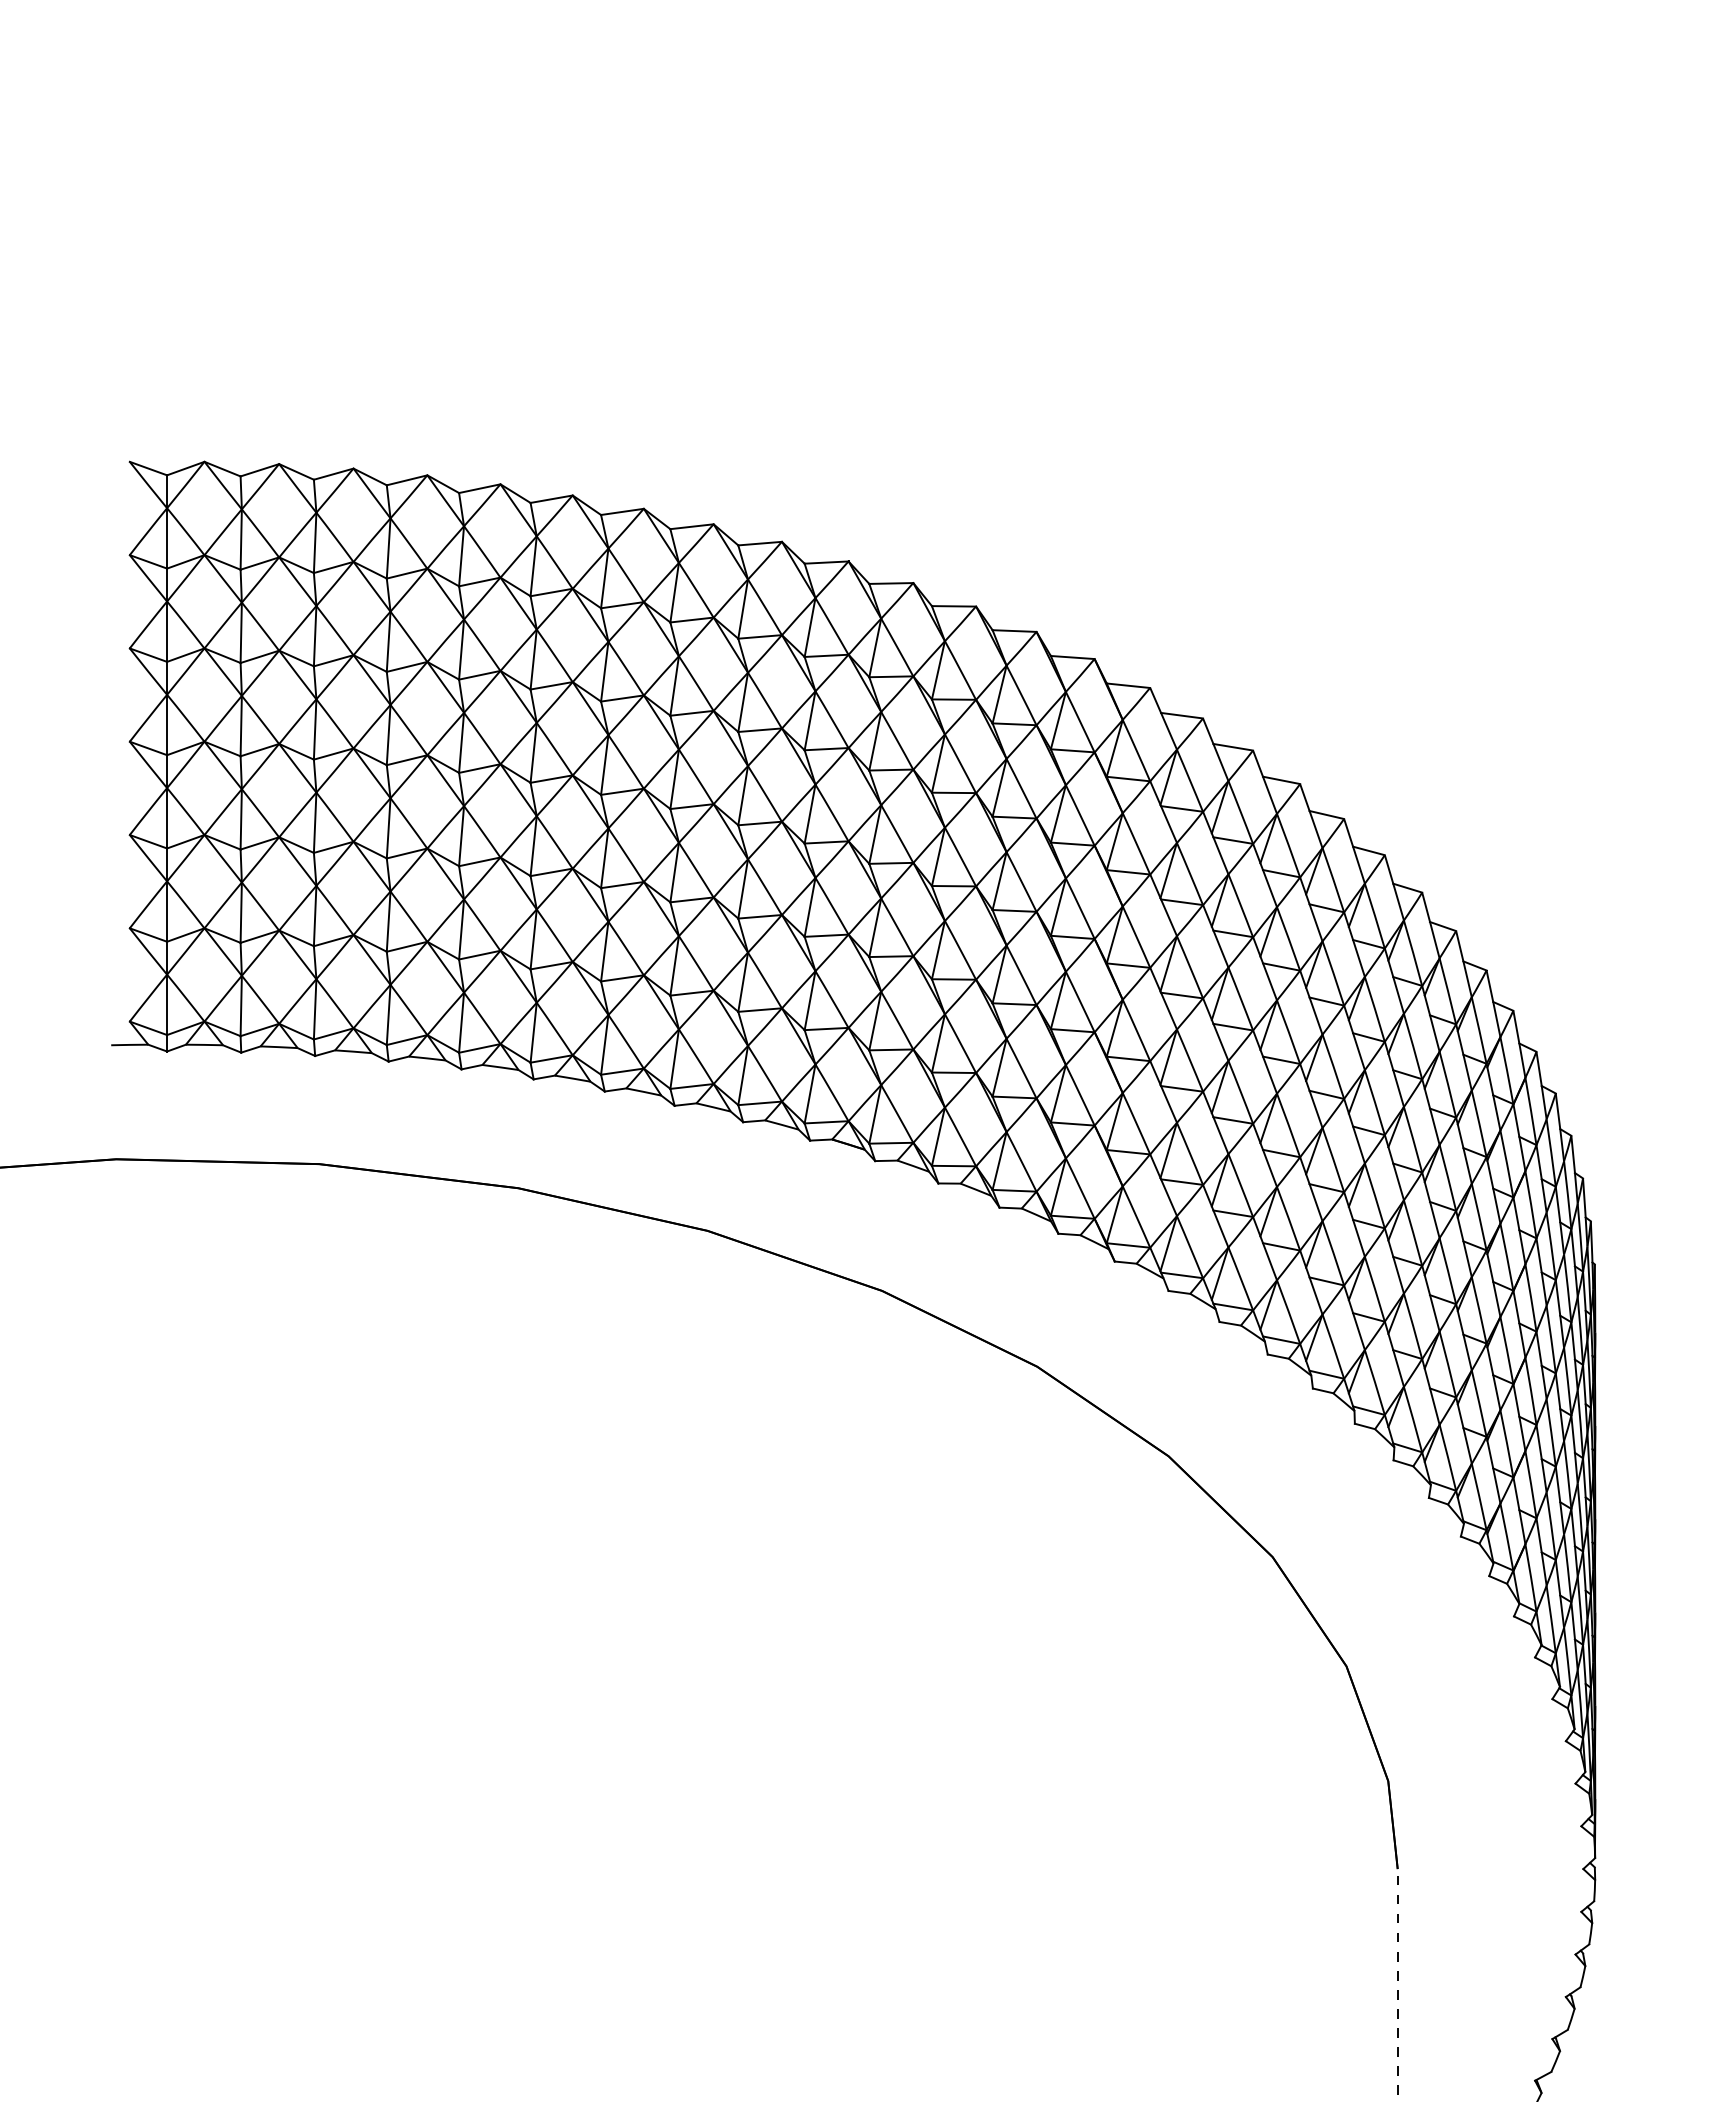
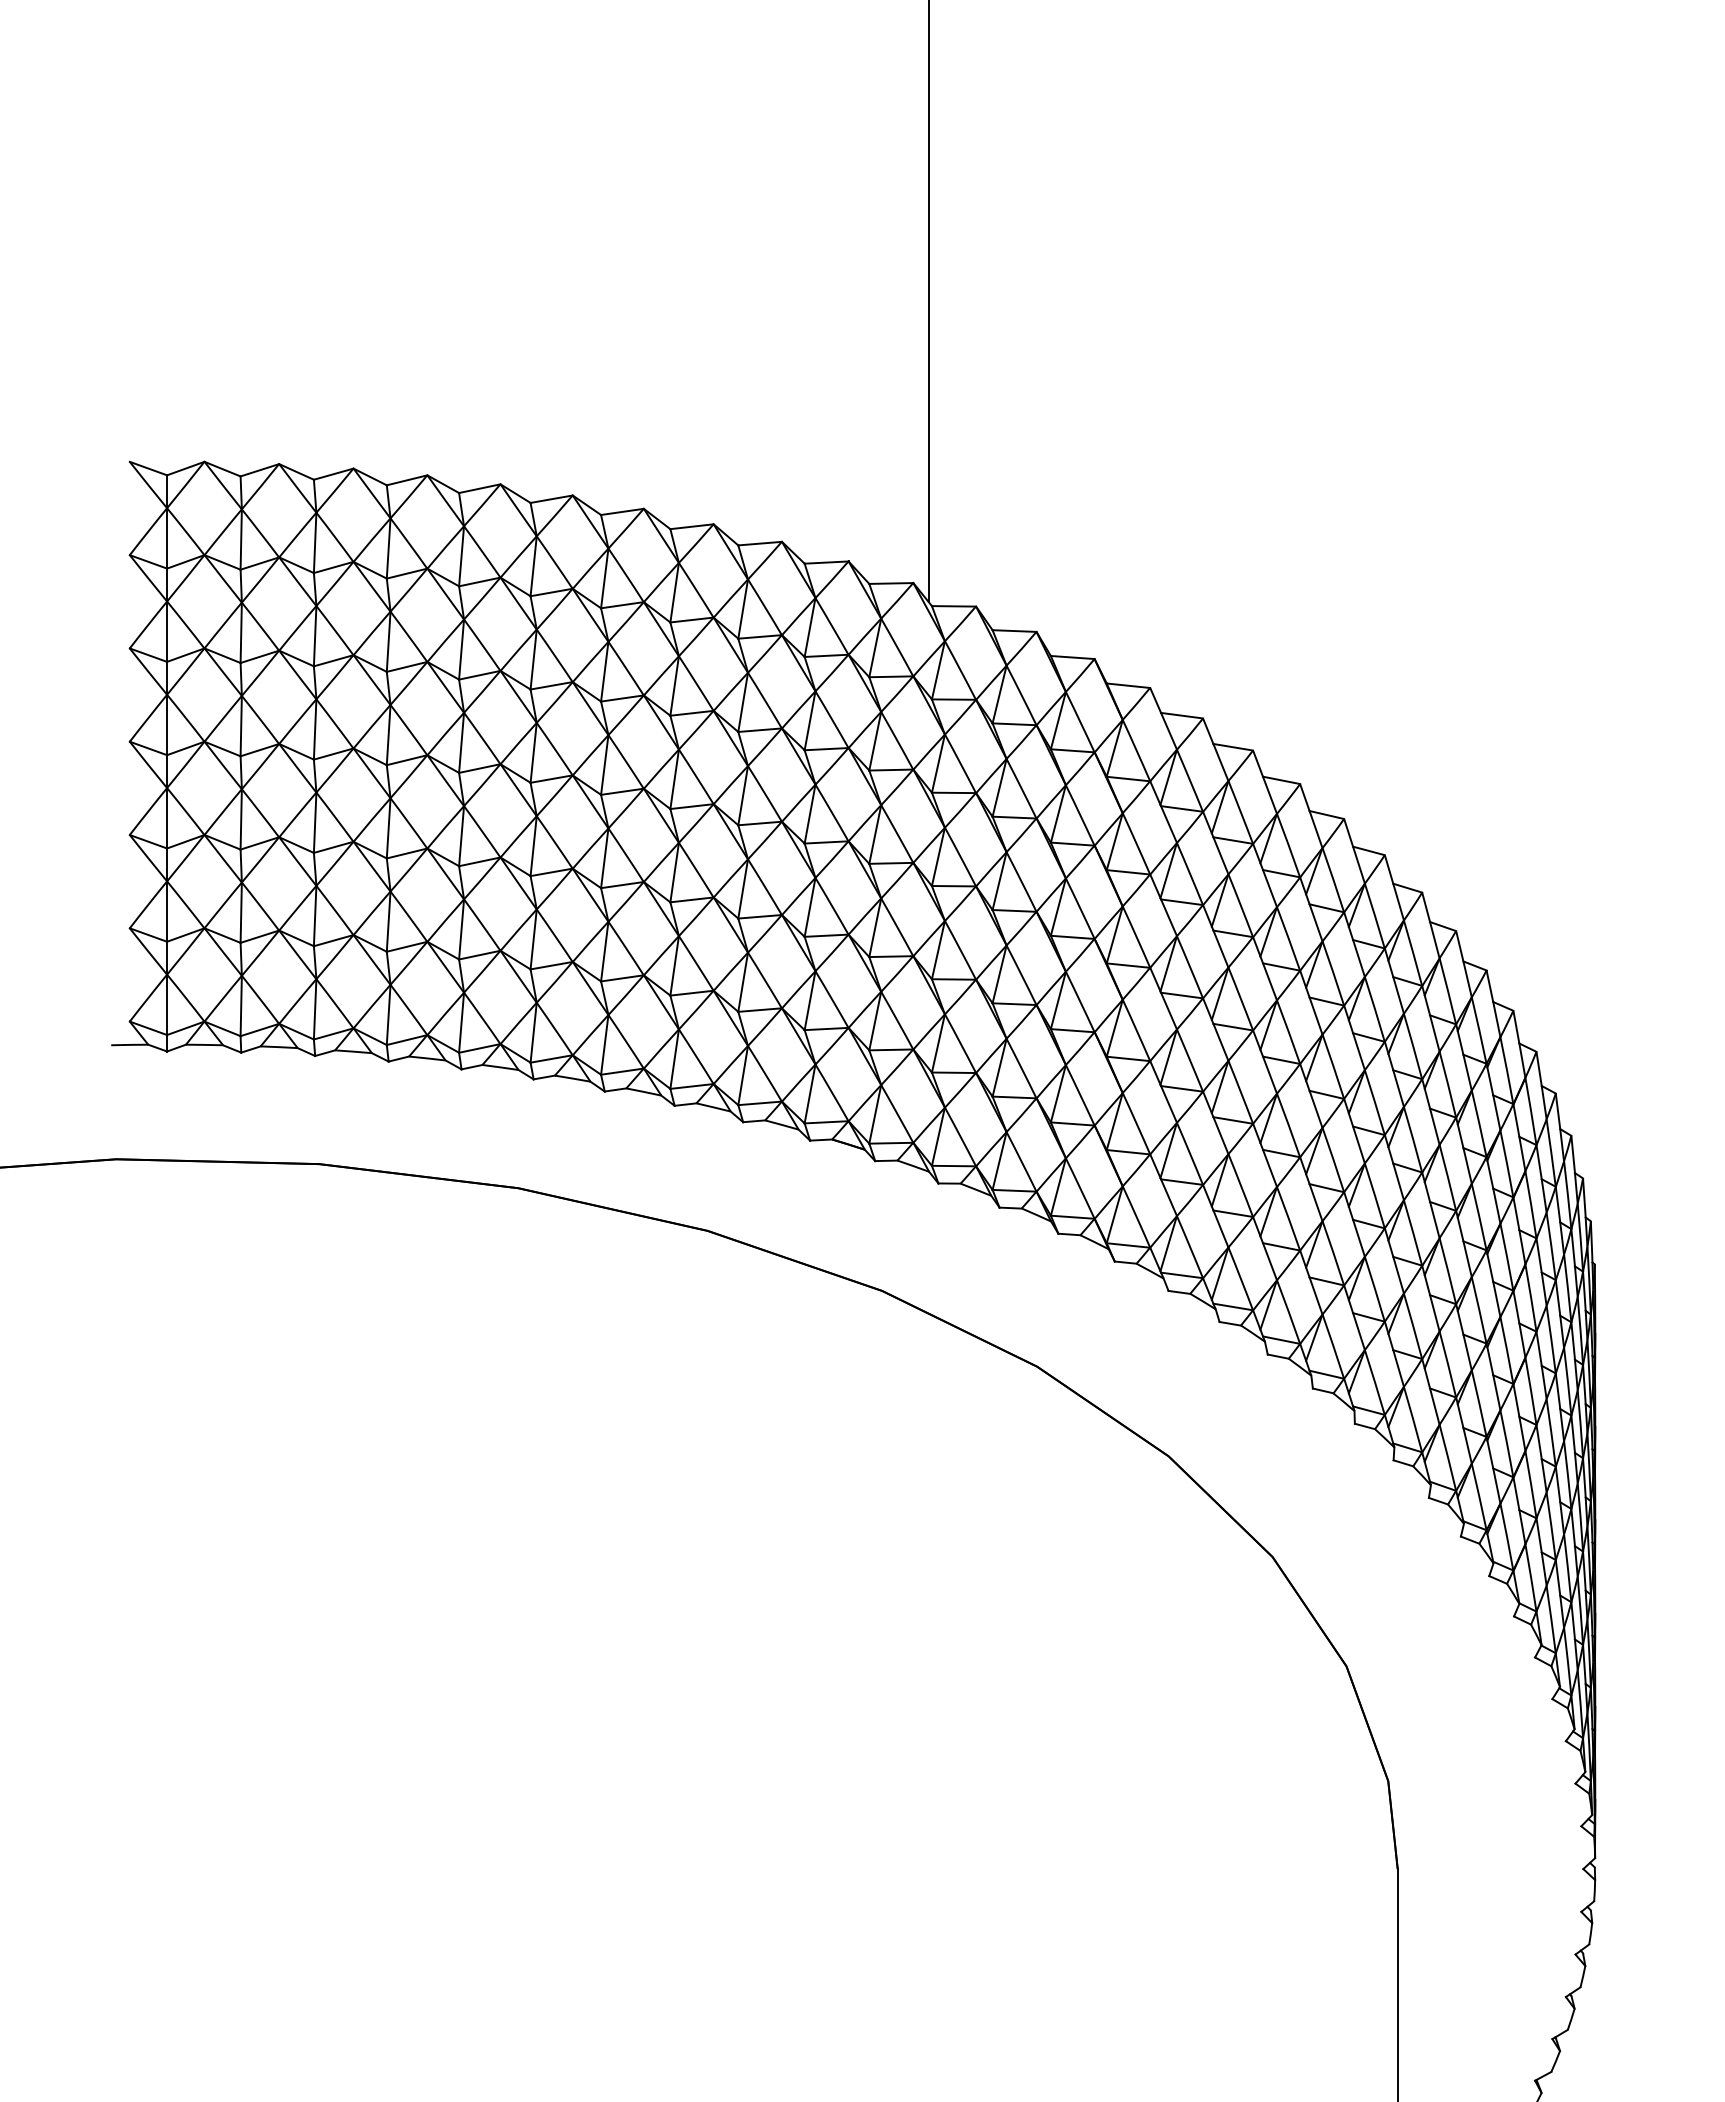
line: none -> present (928, 302)
line: dashed -> solid (1397, 1985)
